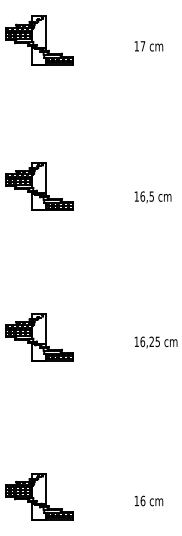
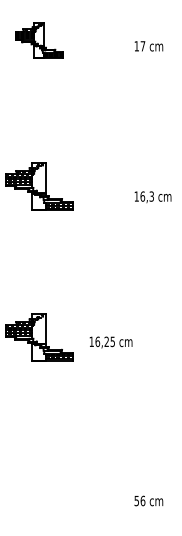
part size: 69x51 px -> 49x37 px (39, 40)
text: 16,5 -> 16,3 (151, 195)
text position: (155, 342) -> (110, 342) (110, 342)
part: present -> none (39, 496)
text: 16 -> 56 (136, 500)
